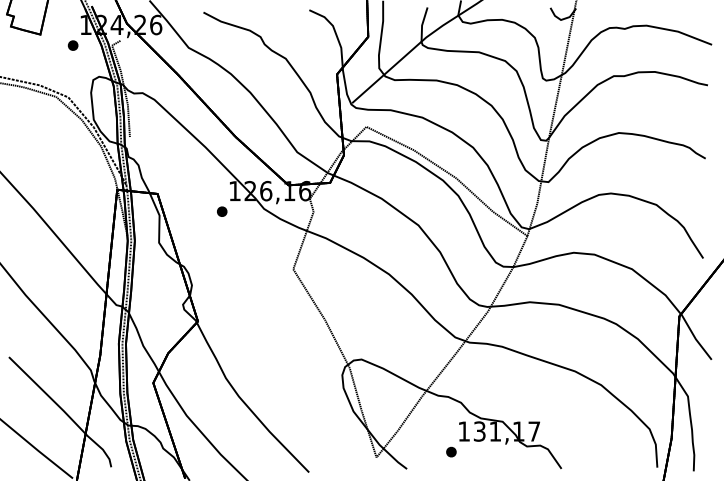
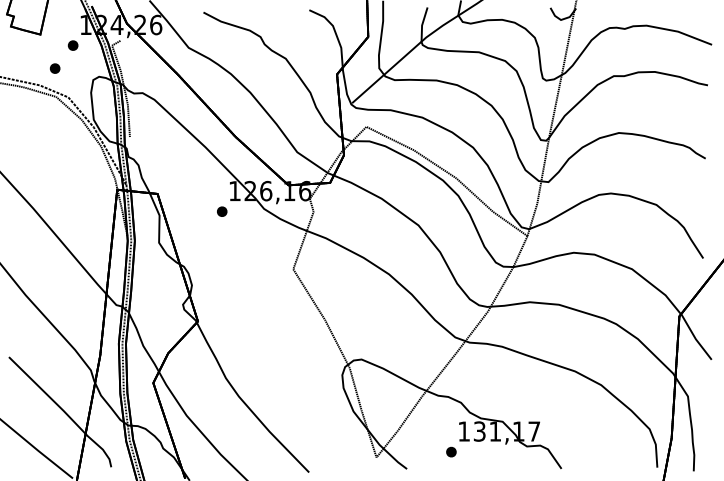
part: none -> present (54, 68)
